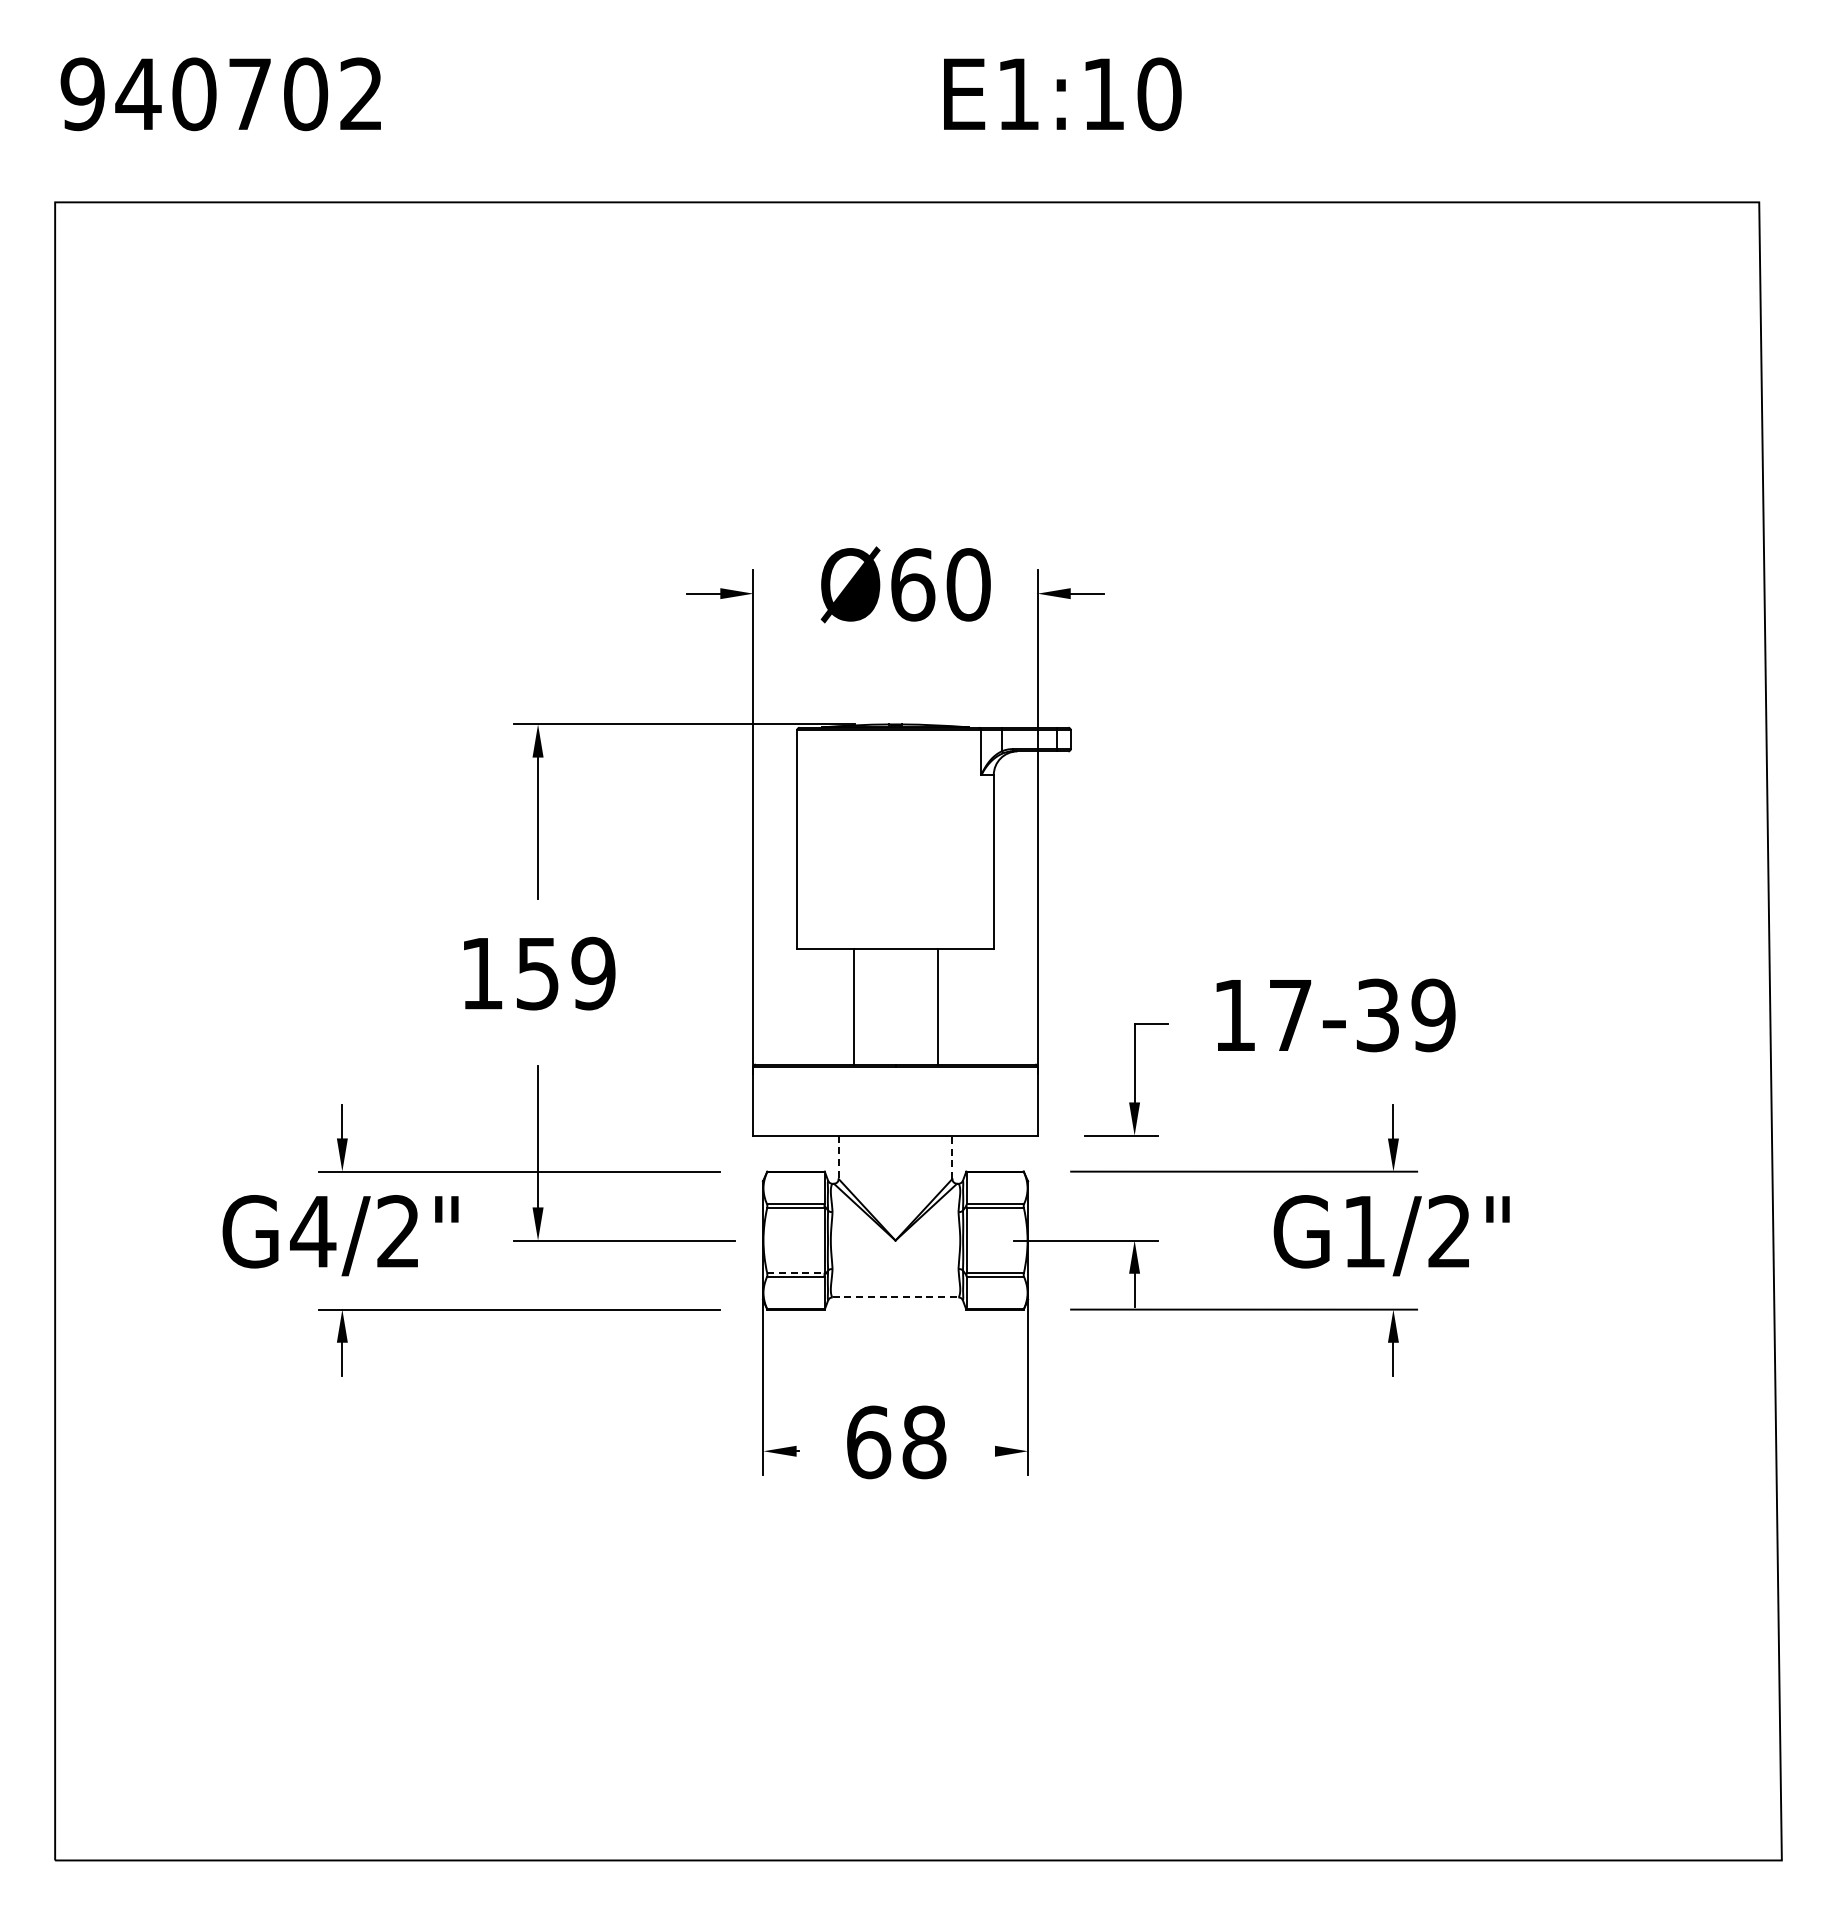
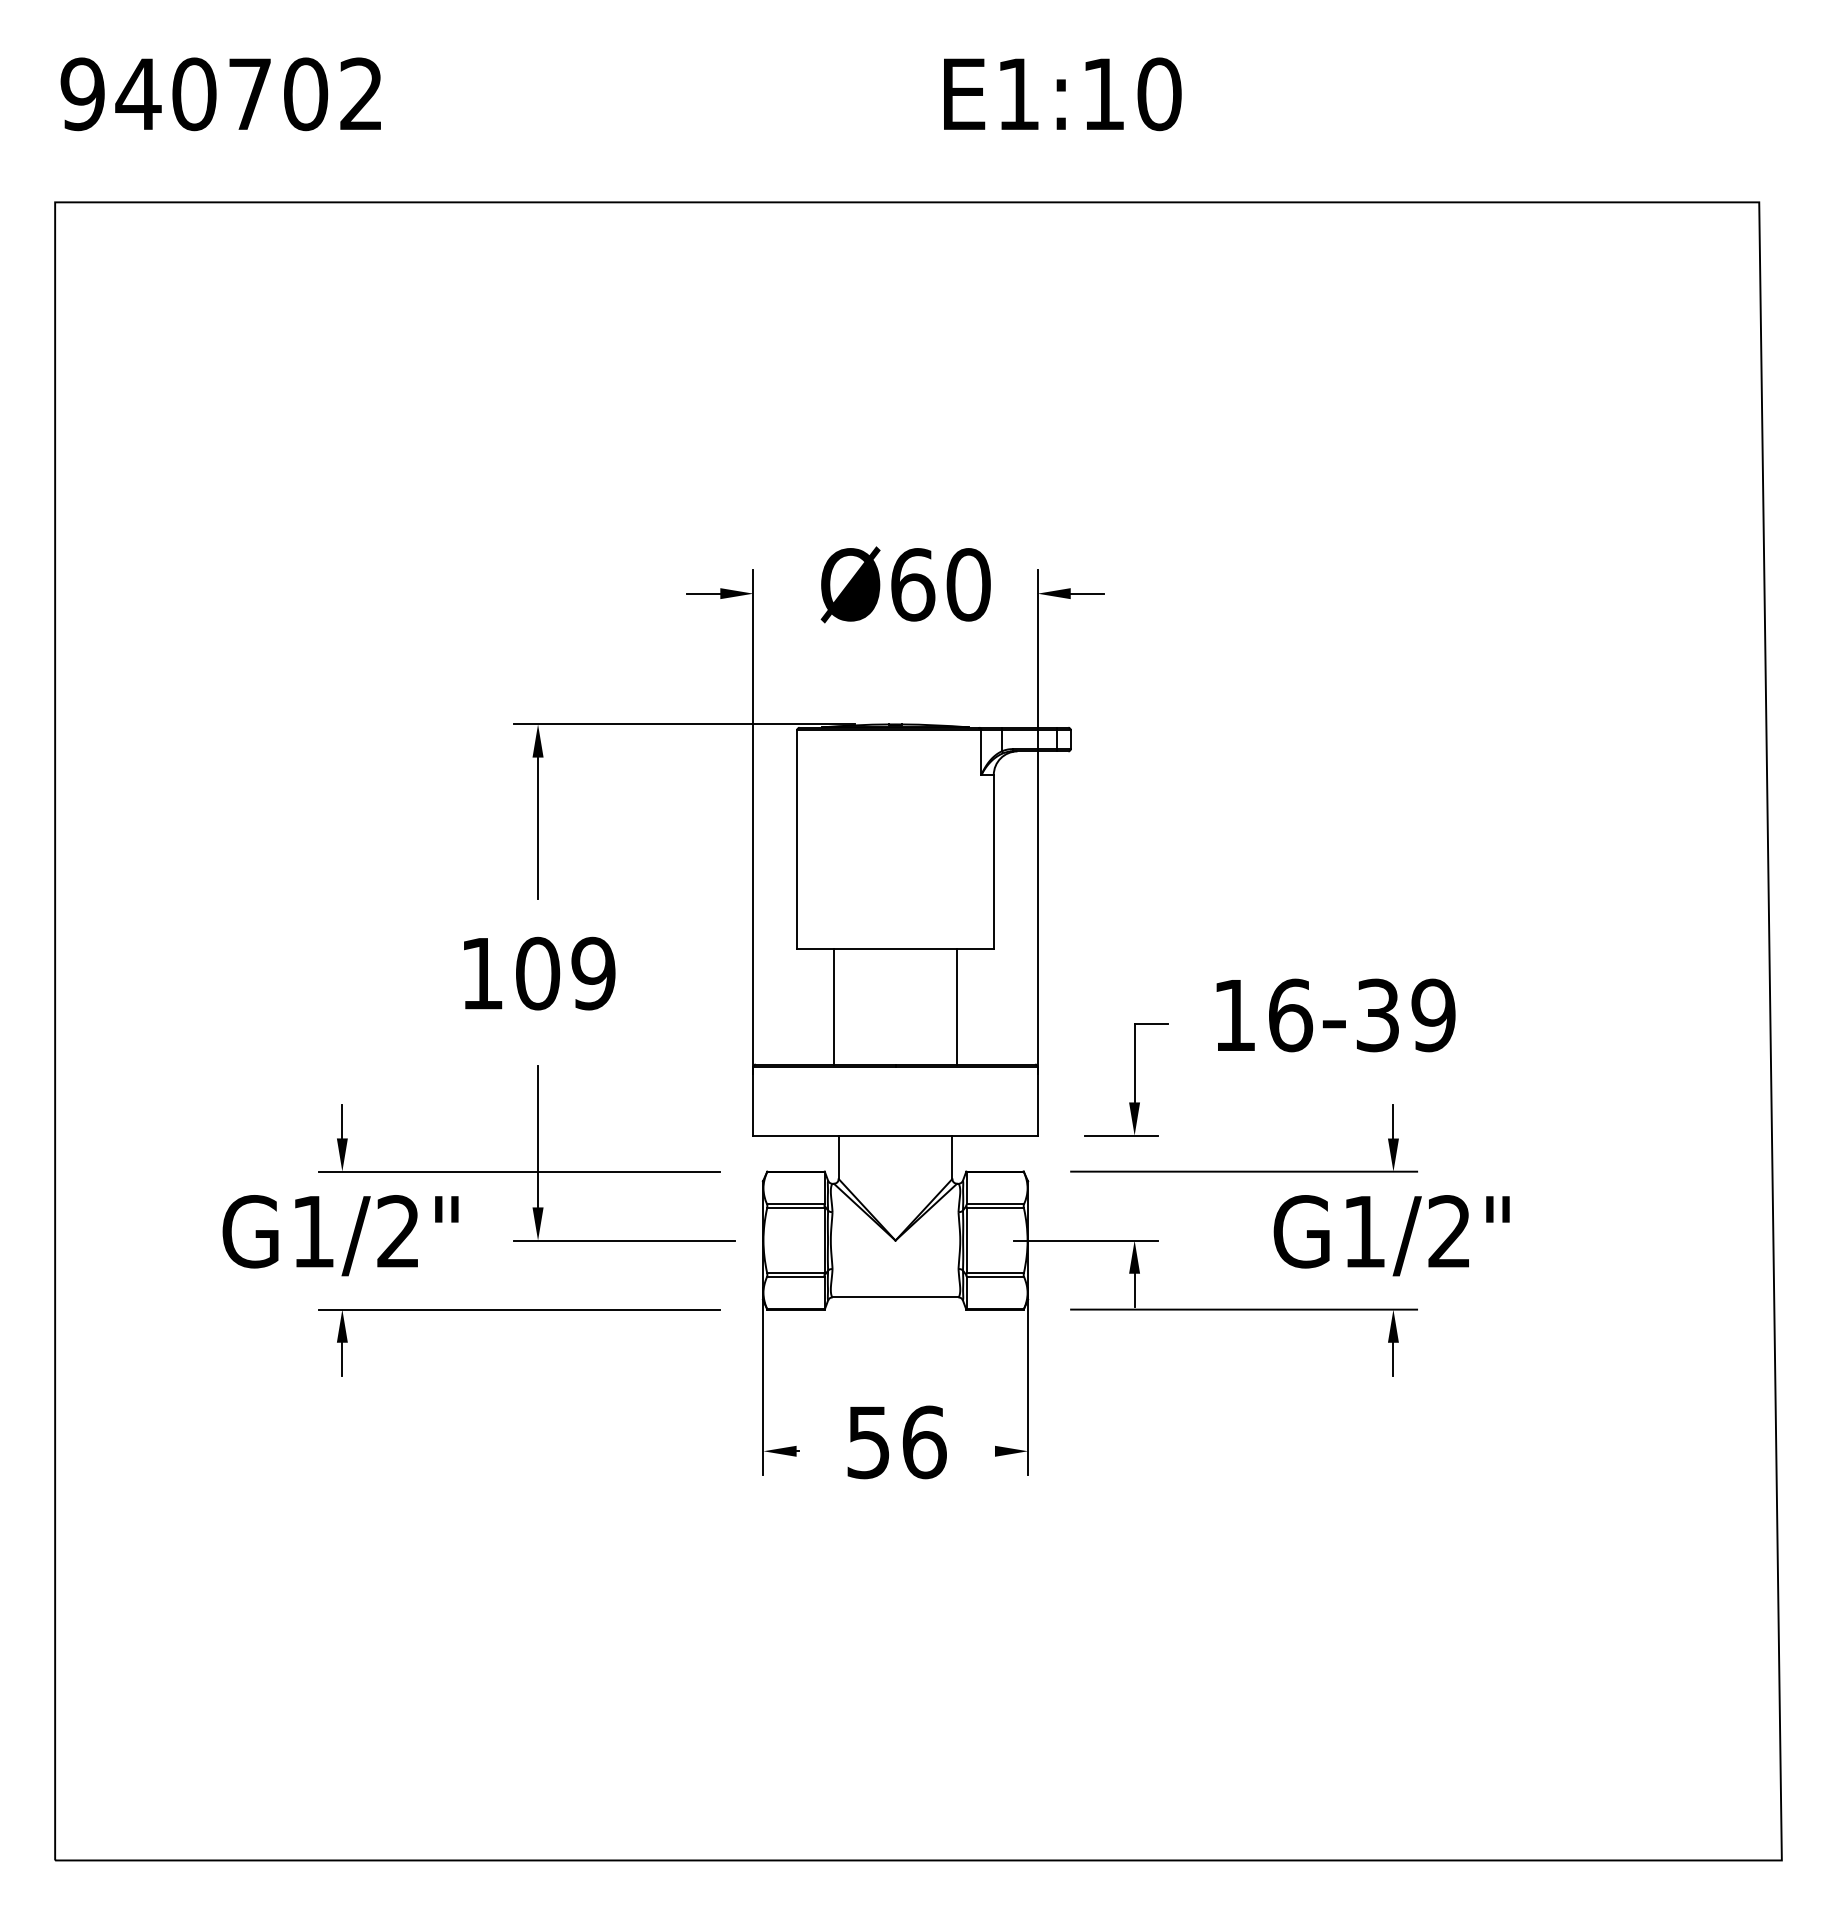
text: 159 -> 109 (538, 973)
line position: (853, 1006) -> (833, 1006) (833, 1006)
line position: (938, 1006) -> (957, 1006) (957, 1006)
text: 17-39 -> 16-39 (1291, 1015)
line: dashed -> solid (838, 1157)
line: dashed -> solid (952, 1157)
text: G4/2" -> G1/2" (313, 1231)
line: dashed -> solid (795, 1272)
line: dashed -> solid (895, 1297)
text: 68 -> 56 (896, 1442)
